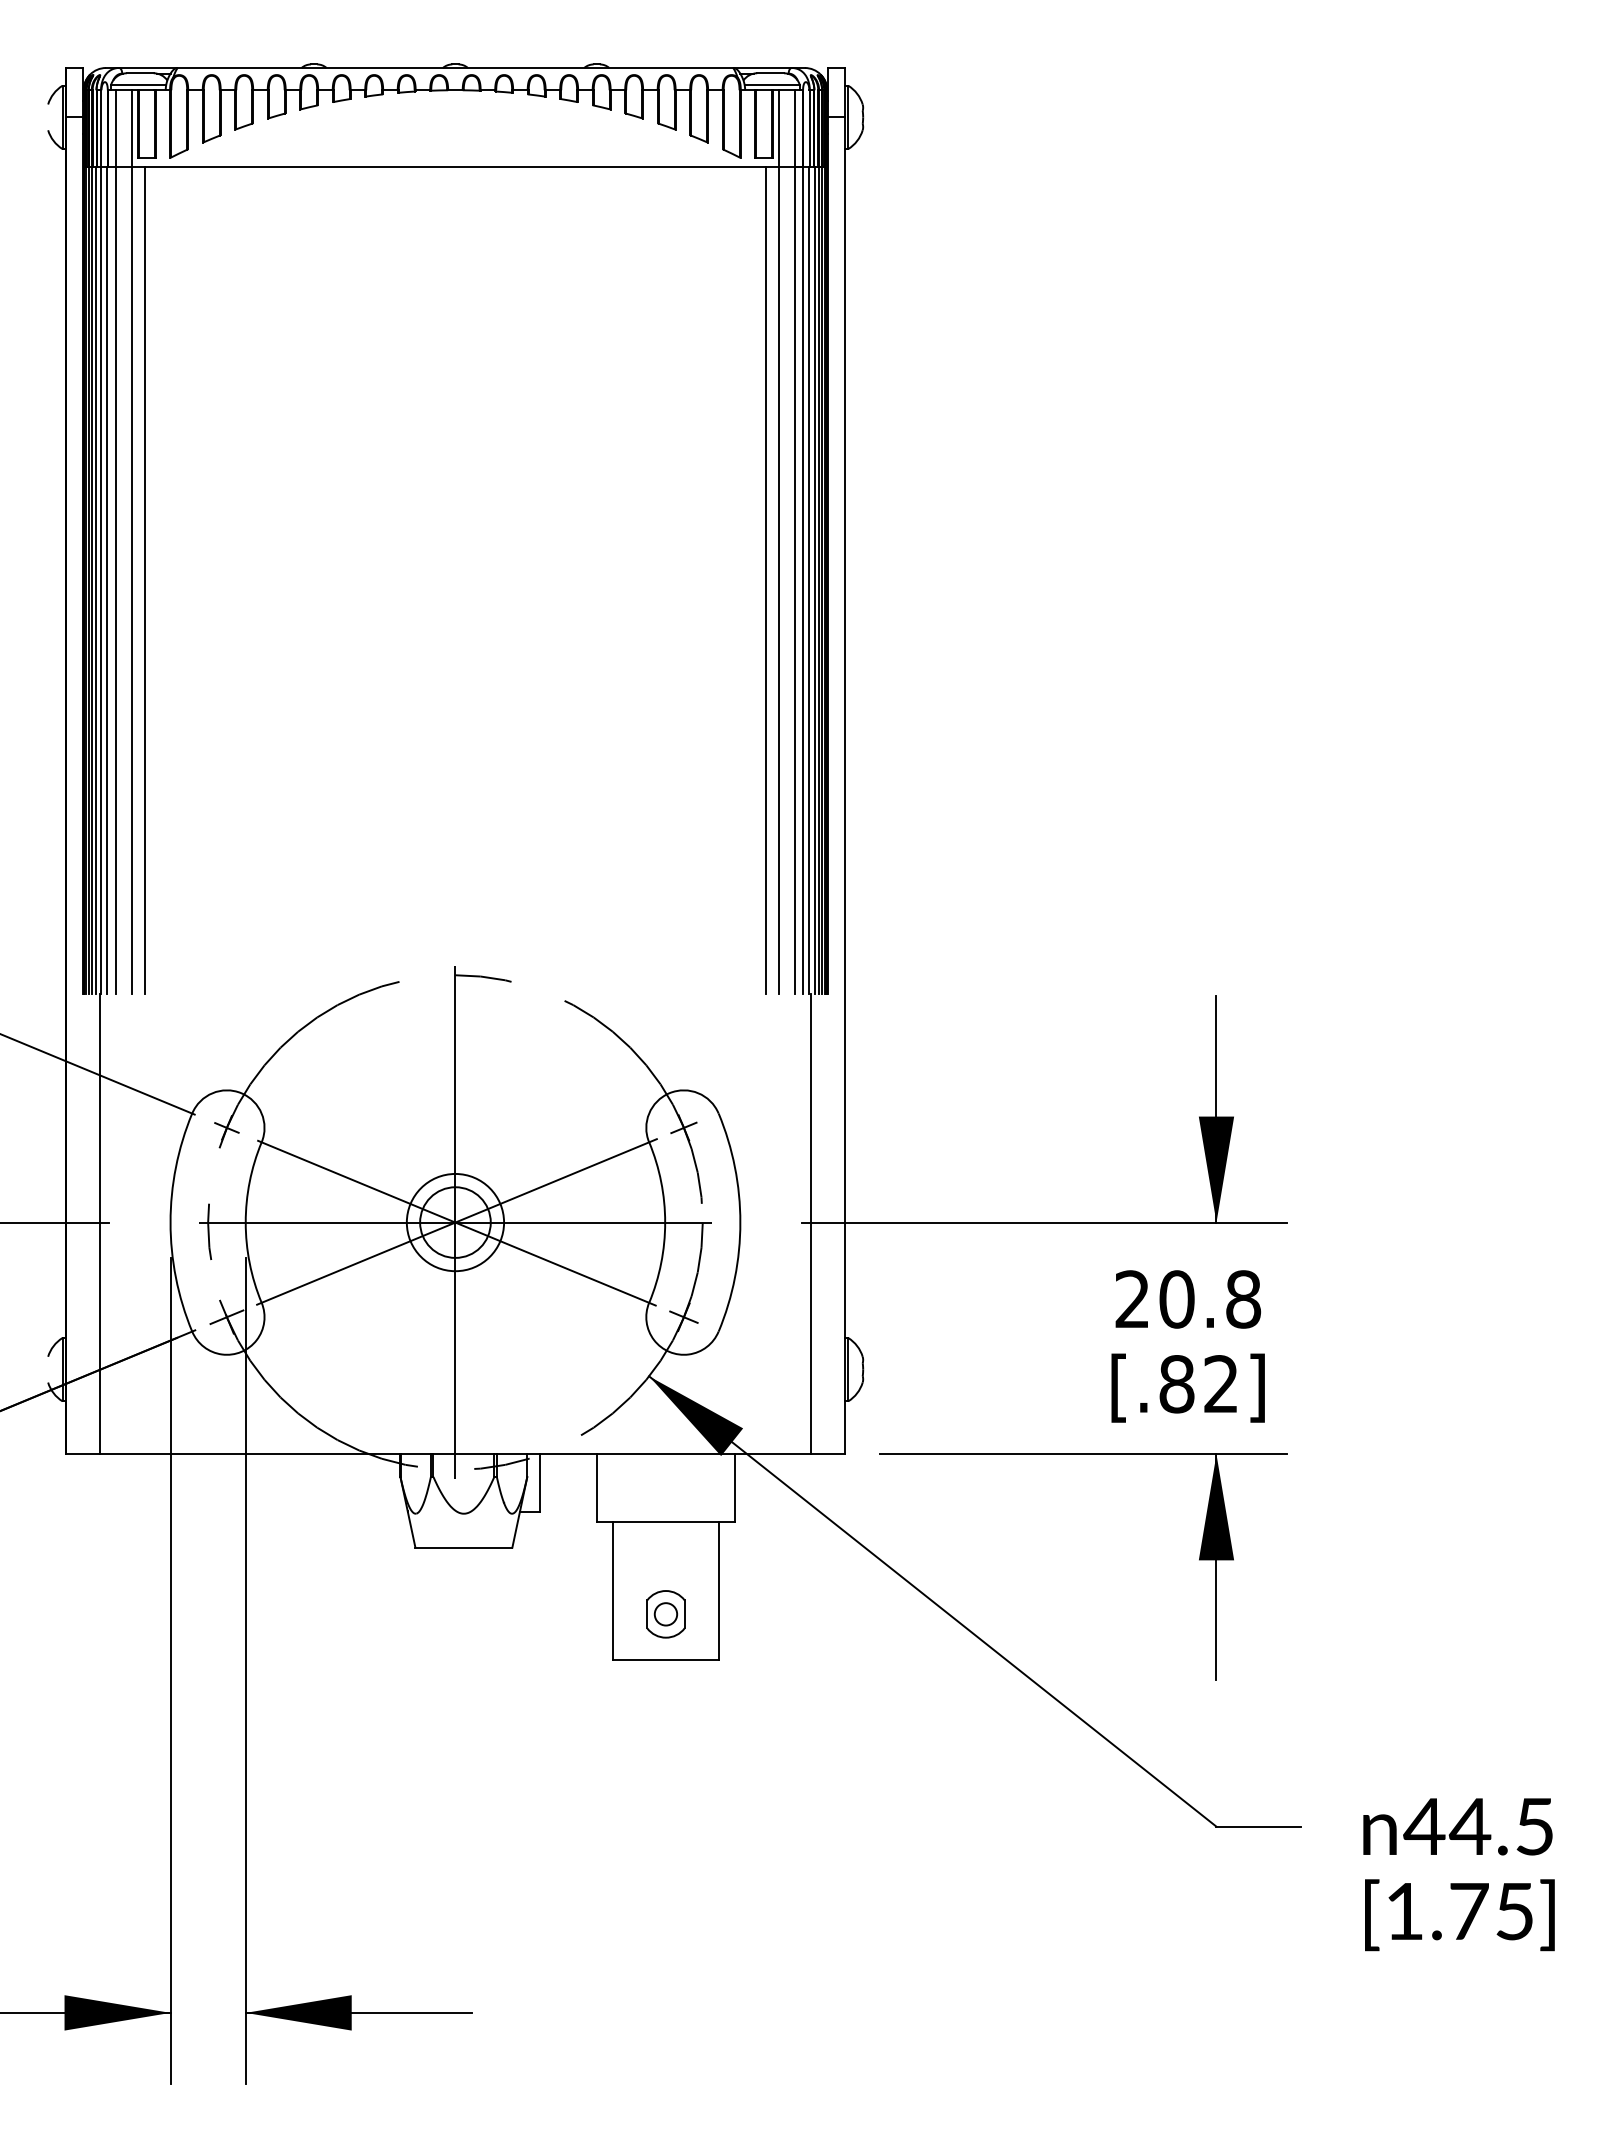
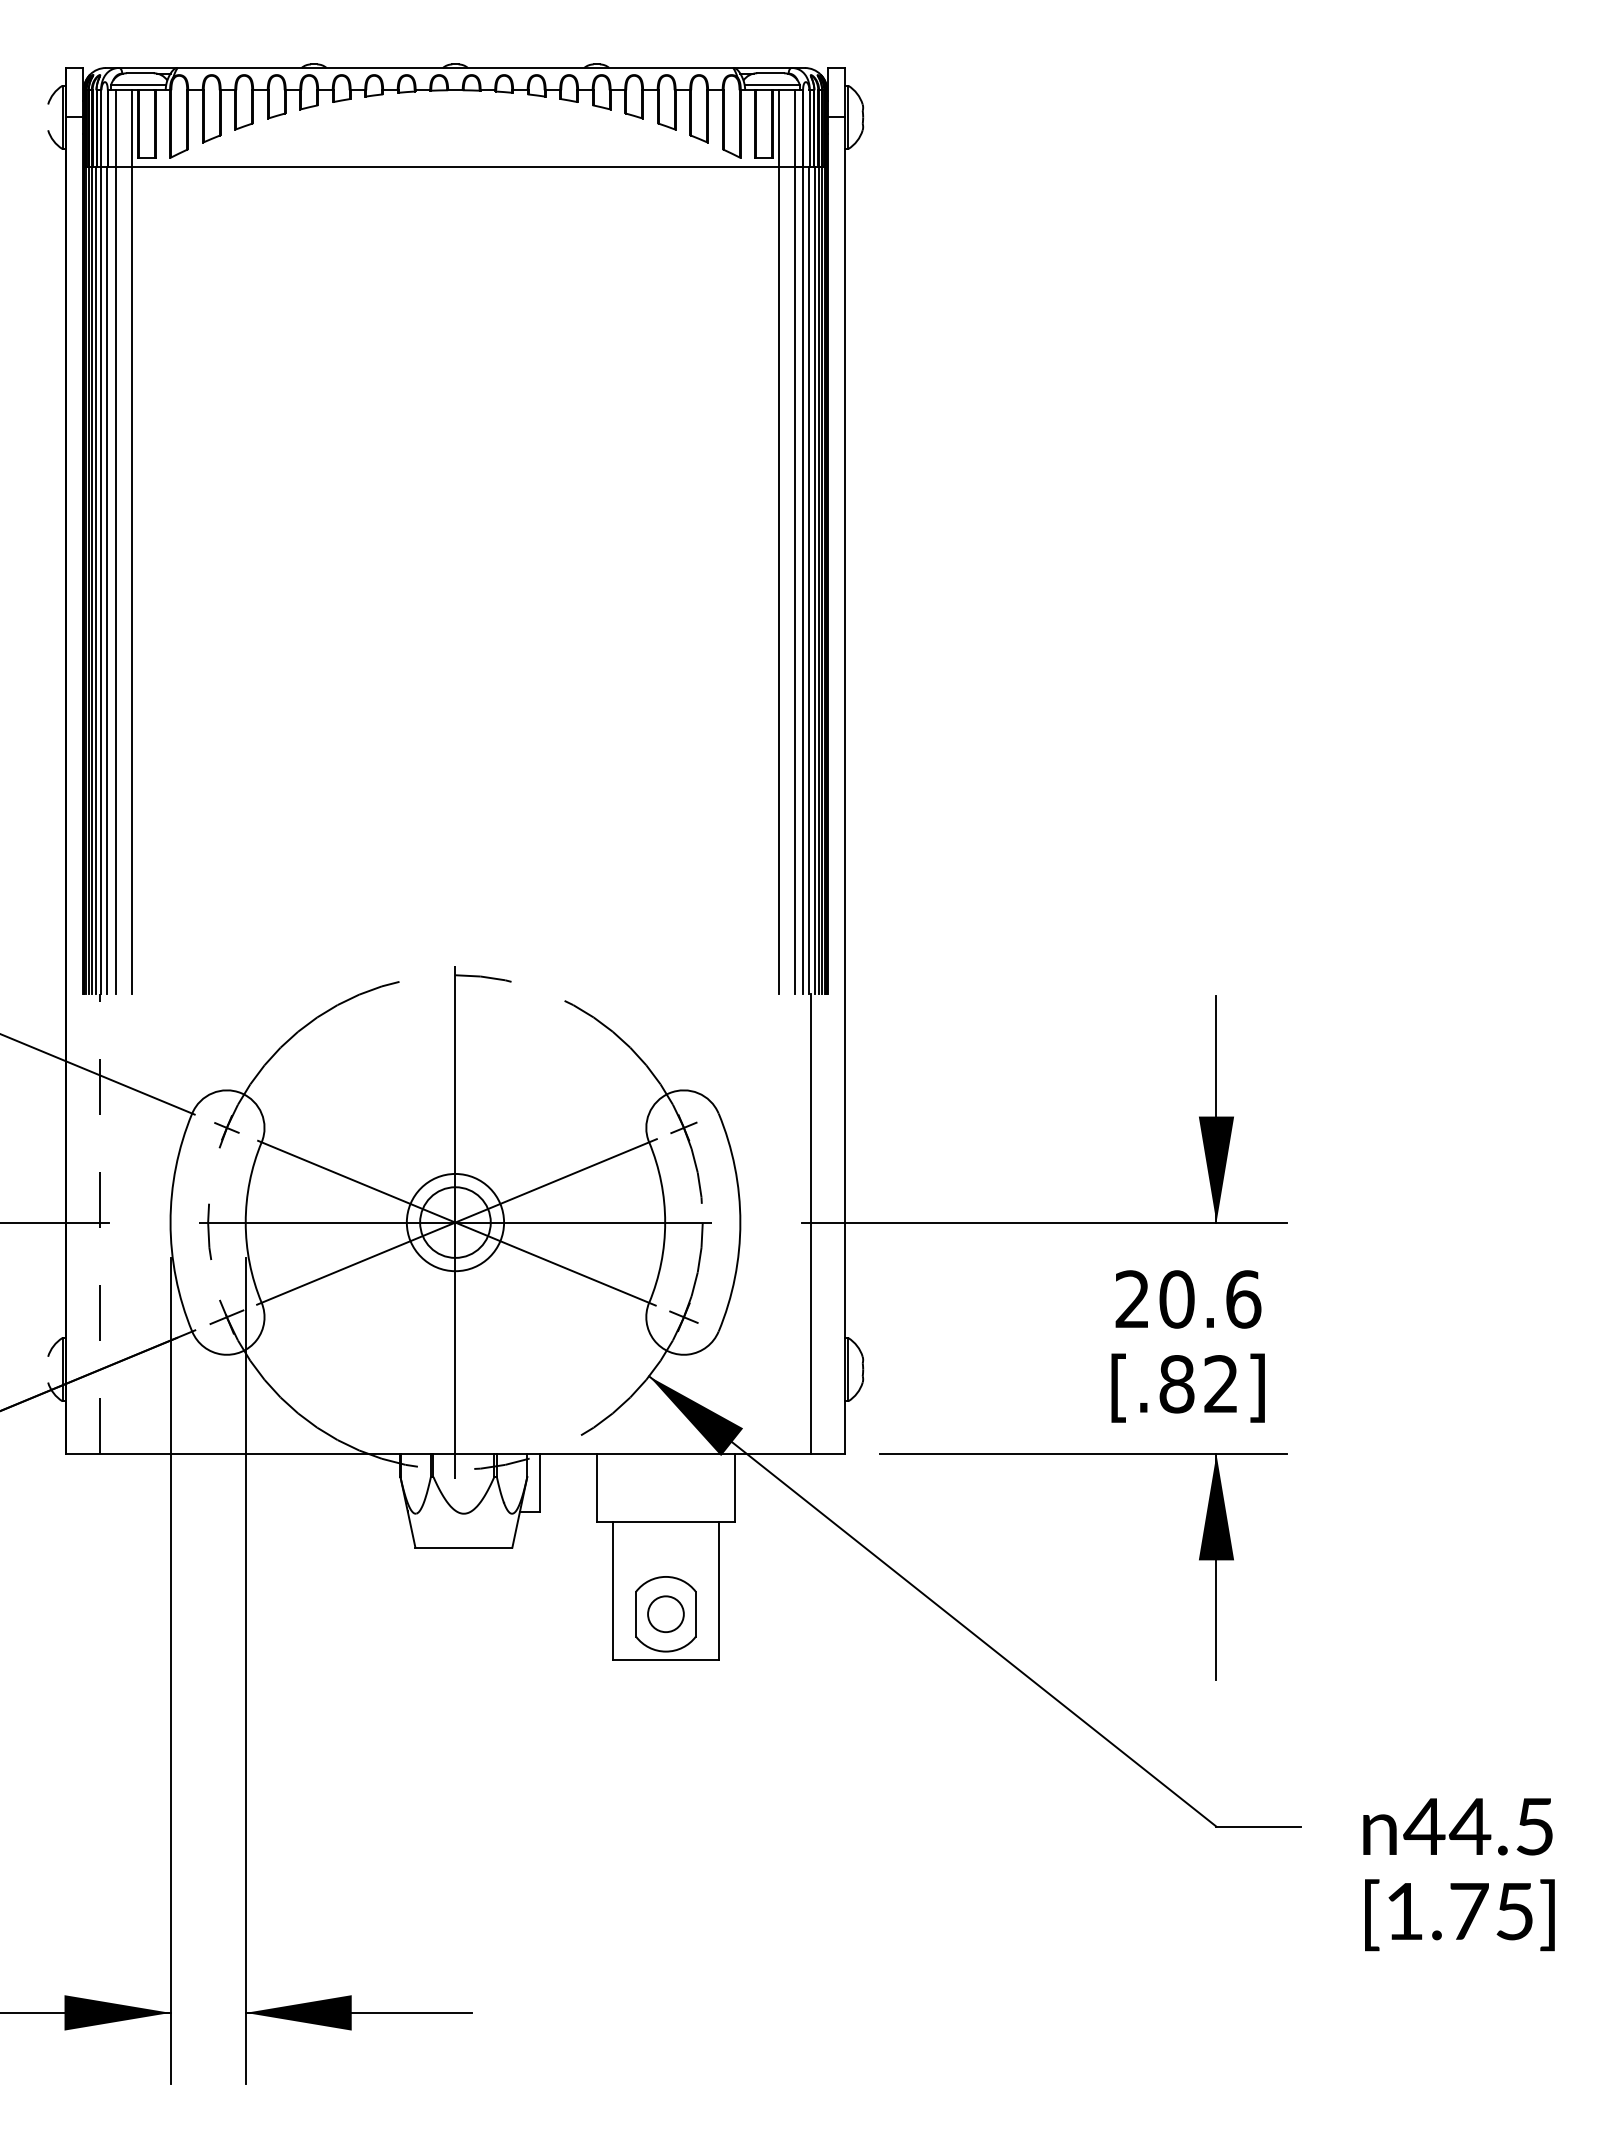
line: present -> none (144, 579)
line: present -> none (766, 579)
line: solid -> dashed (99, 1223)
text: 20.8 -> 20.6 (1243, 1299)
part size: 40x49 px -> 62x77 px (665, 1614)
